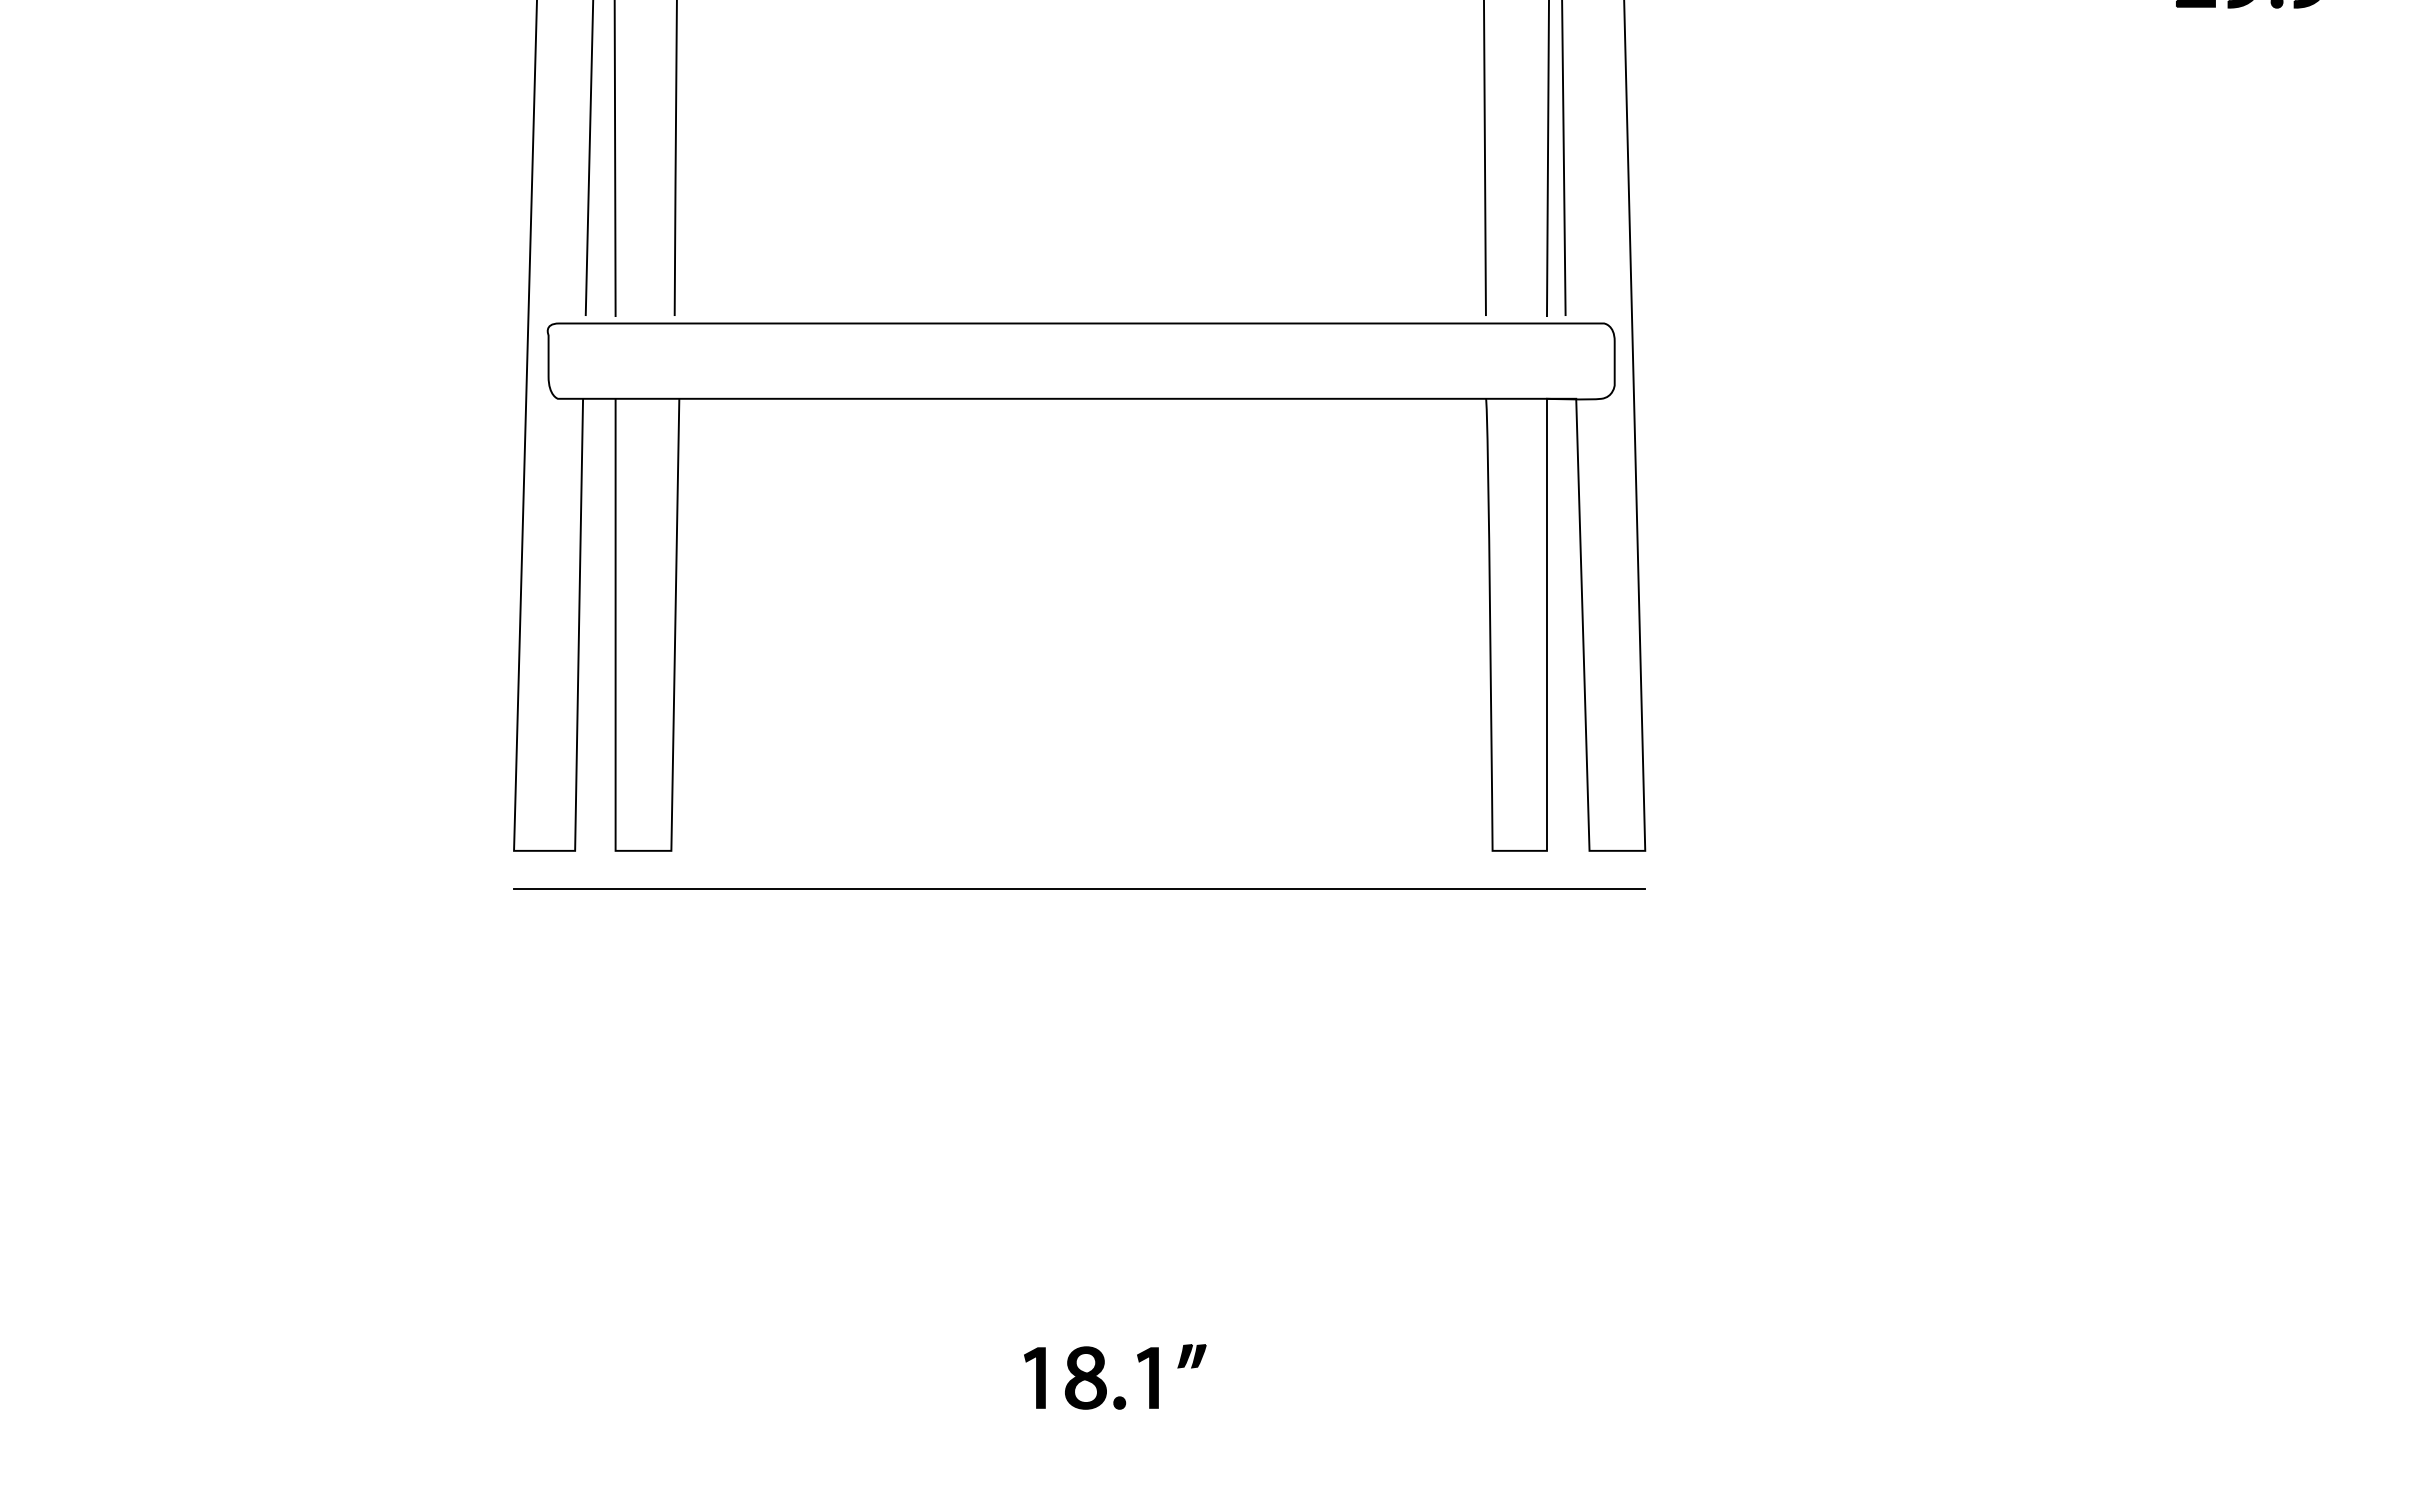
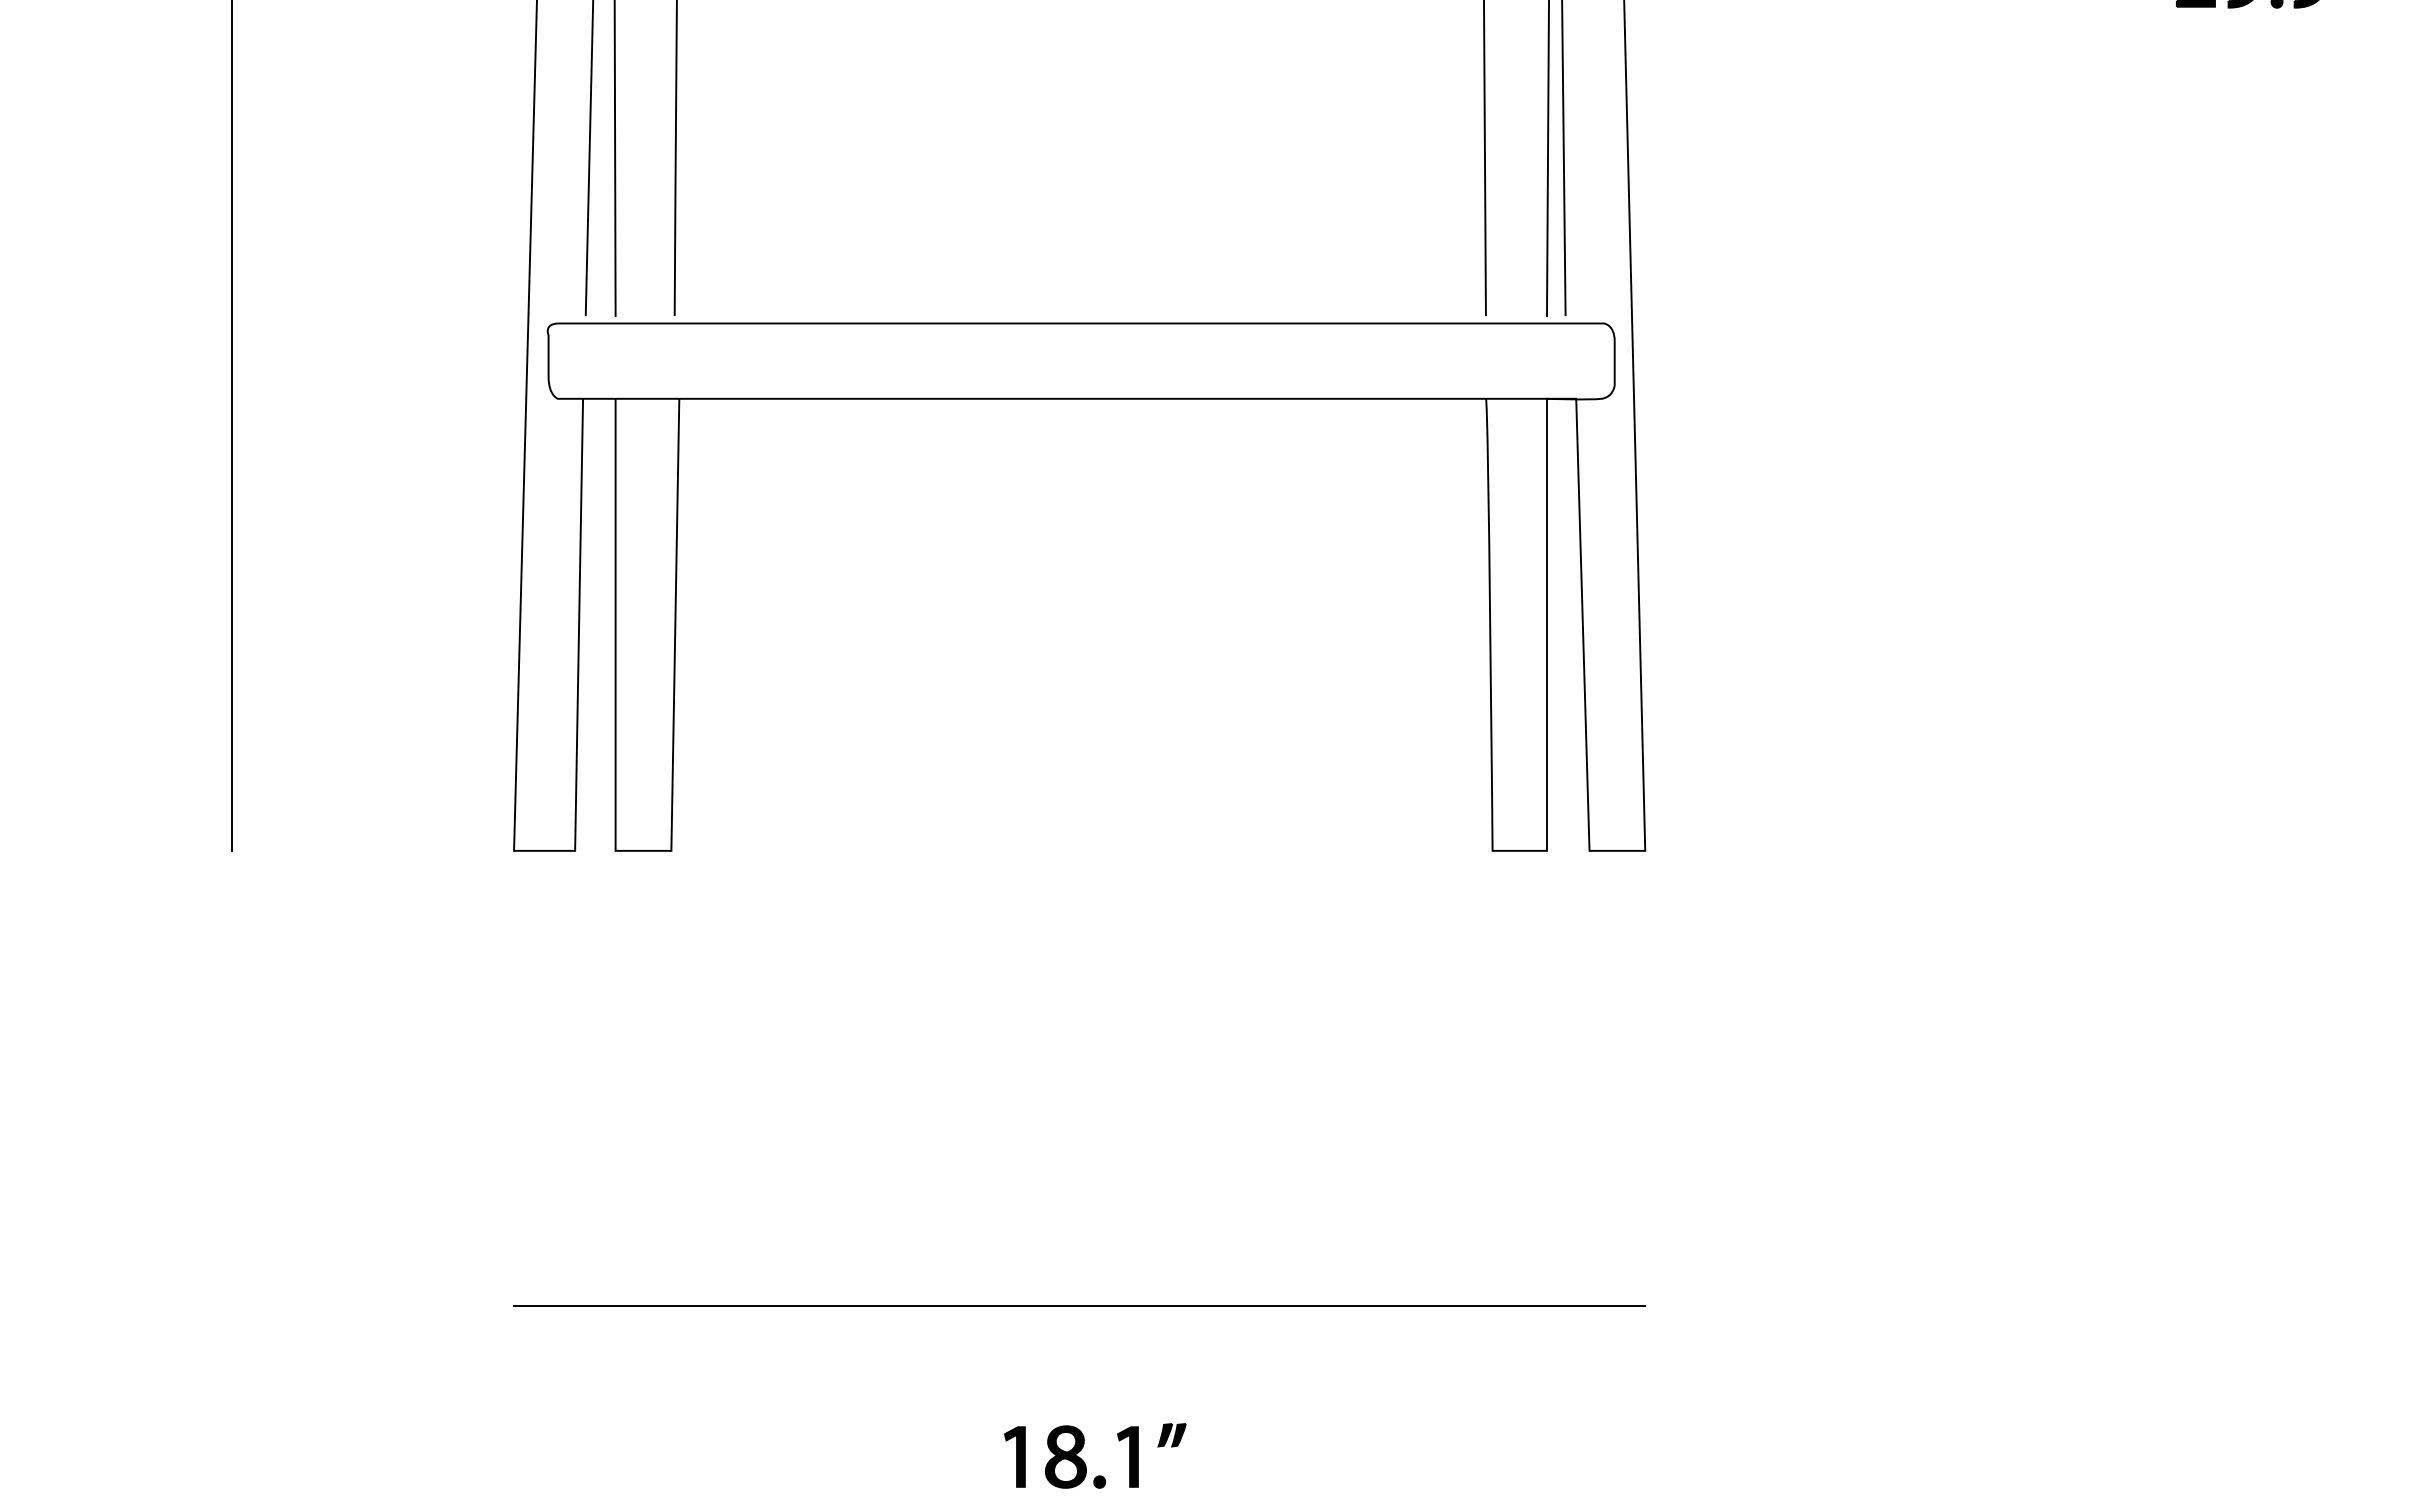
line: none -> present (231, 426)
line position: (1079, 888) -> (1079, 1305) (1079, 1305)
part position: (1104, 1382) -> (1084, 1461) (1084, 1461)
